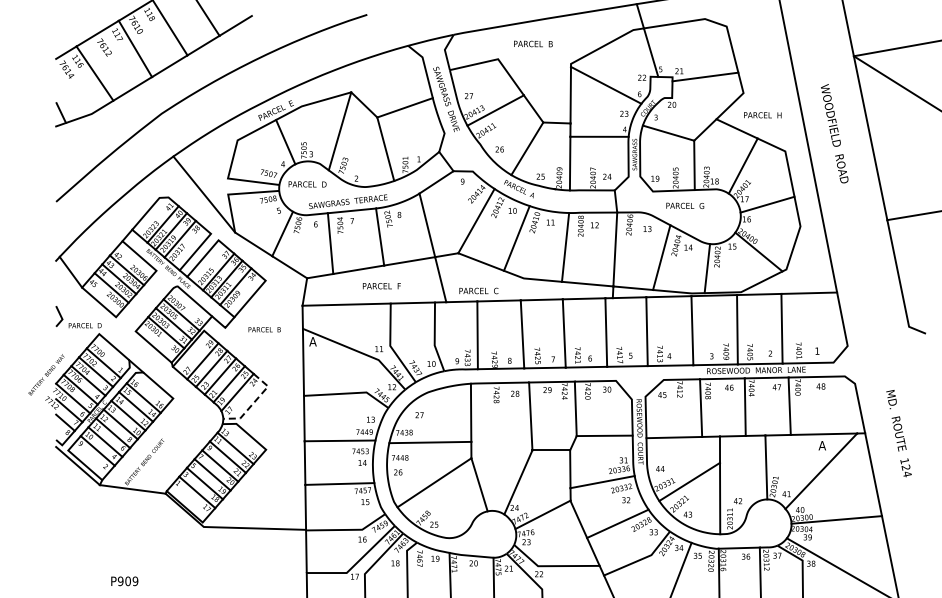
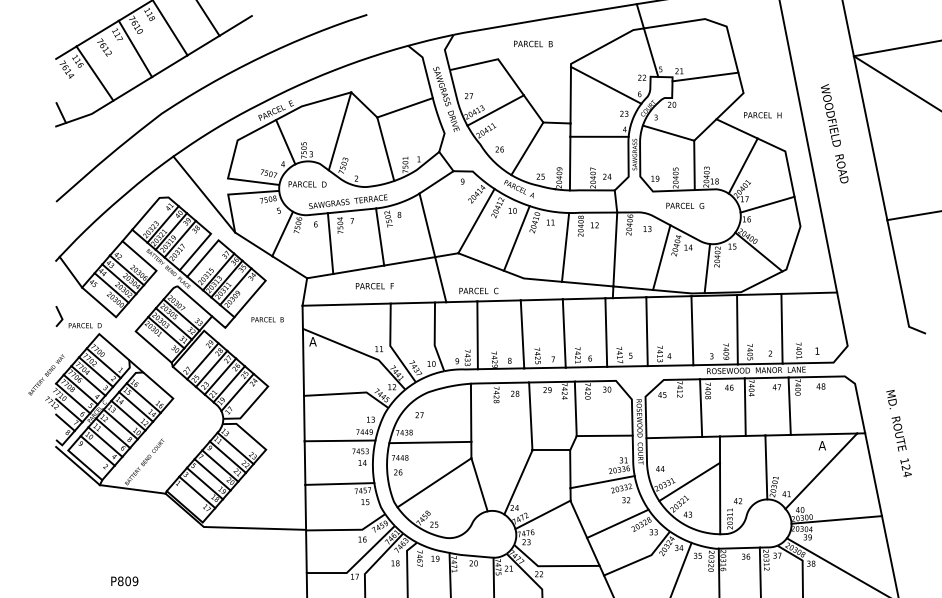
text position: (381, 286) -> (374, 286) (374, 286)
text position: (264, 329) -> (267, 319) (267, 319)
line: dashed -> solid (254, 402)
text: P909 -> P809 (120, 581)
